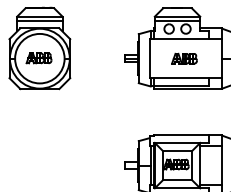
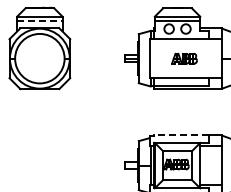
line: solid -> dashed (39, 21)
part: present -> none (38, 58)
line: solid -> dashed (181, 135)
